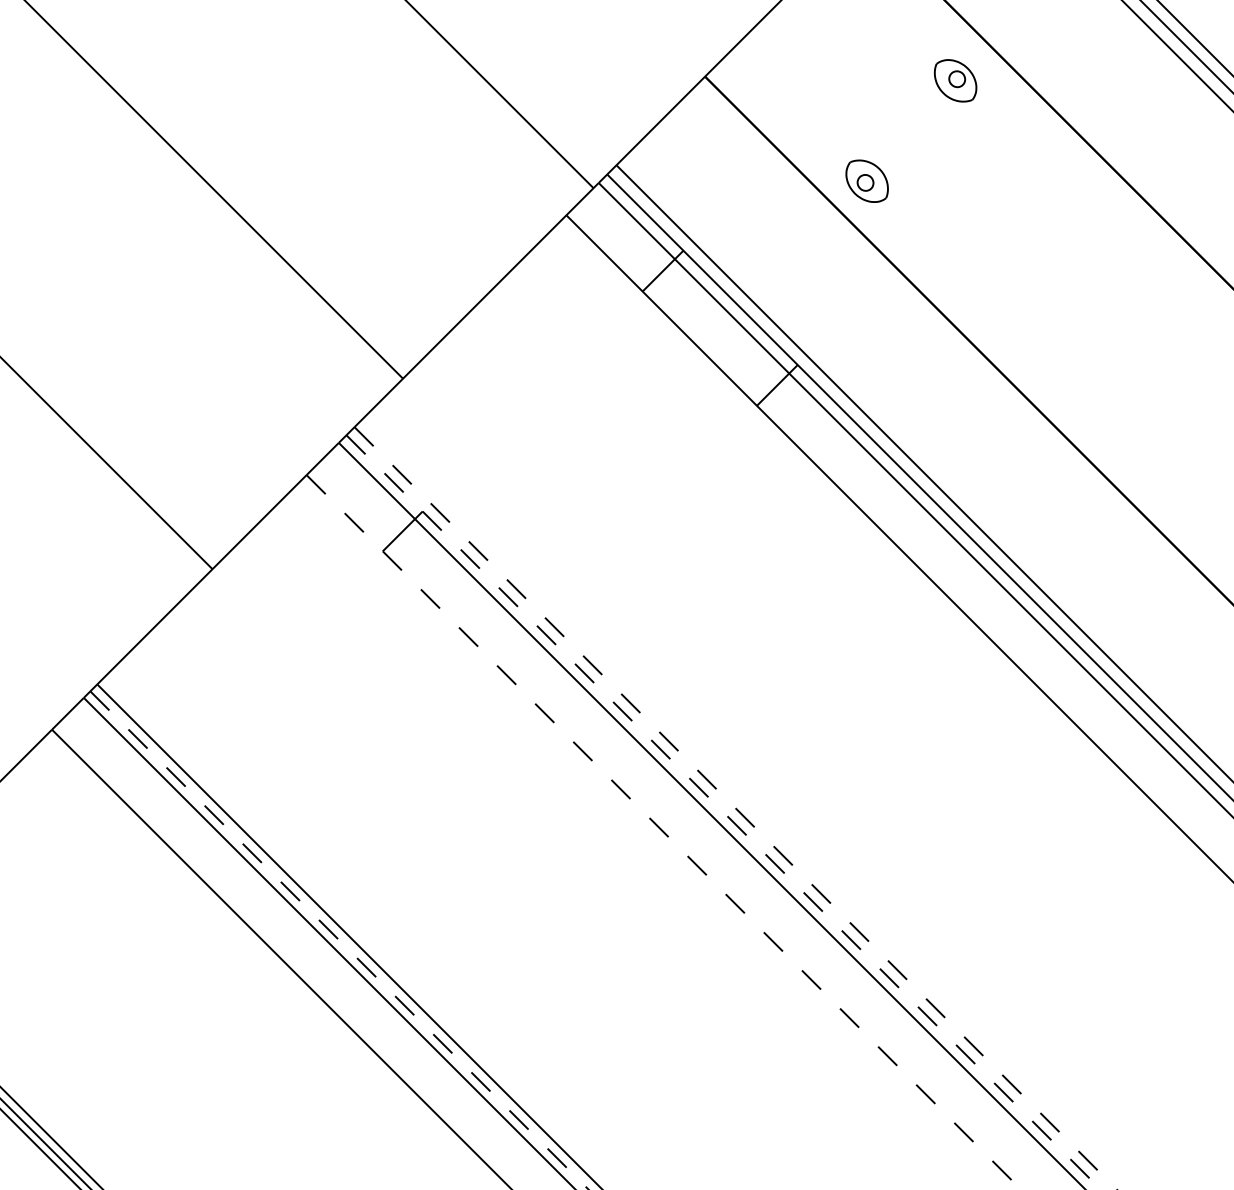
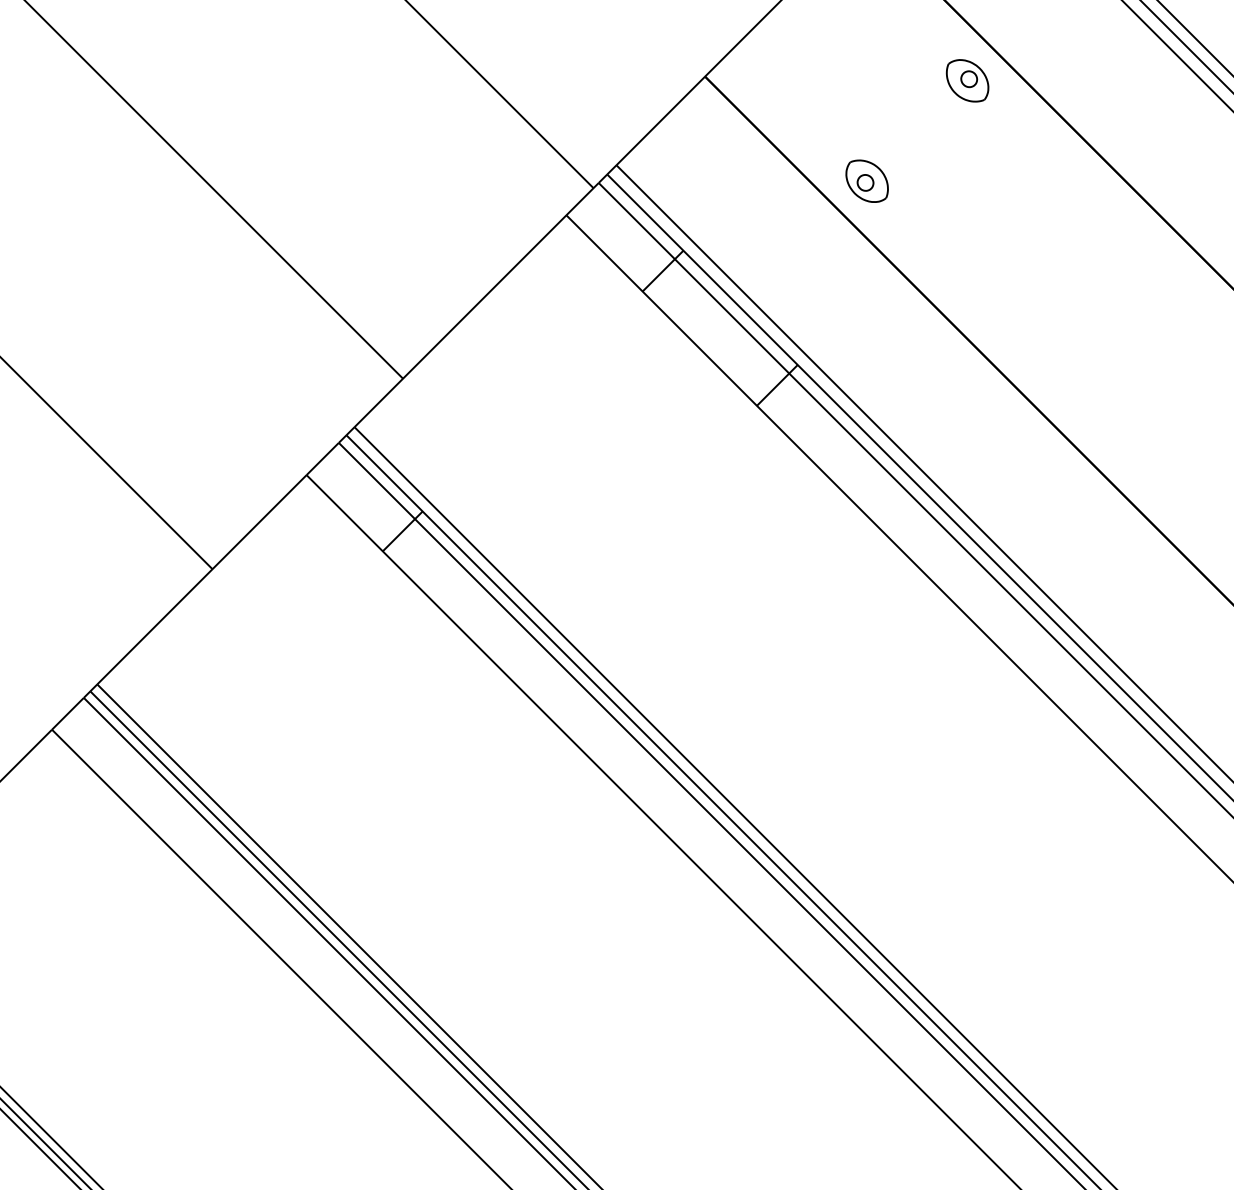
part position: (955, 80) -> (967, 80) (967, 80)
line: dashed -> solid (735, 808)
line: dashed -> solid (724, 812)
line: dashed -> solid (664, 832)
line: dashed -> solid (339, 940)
